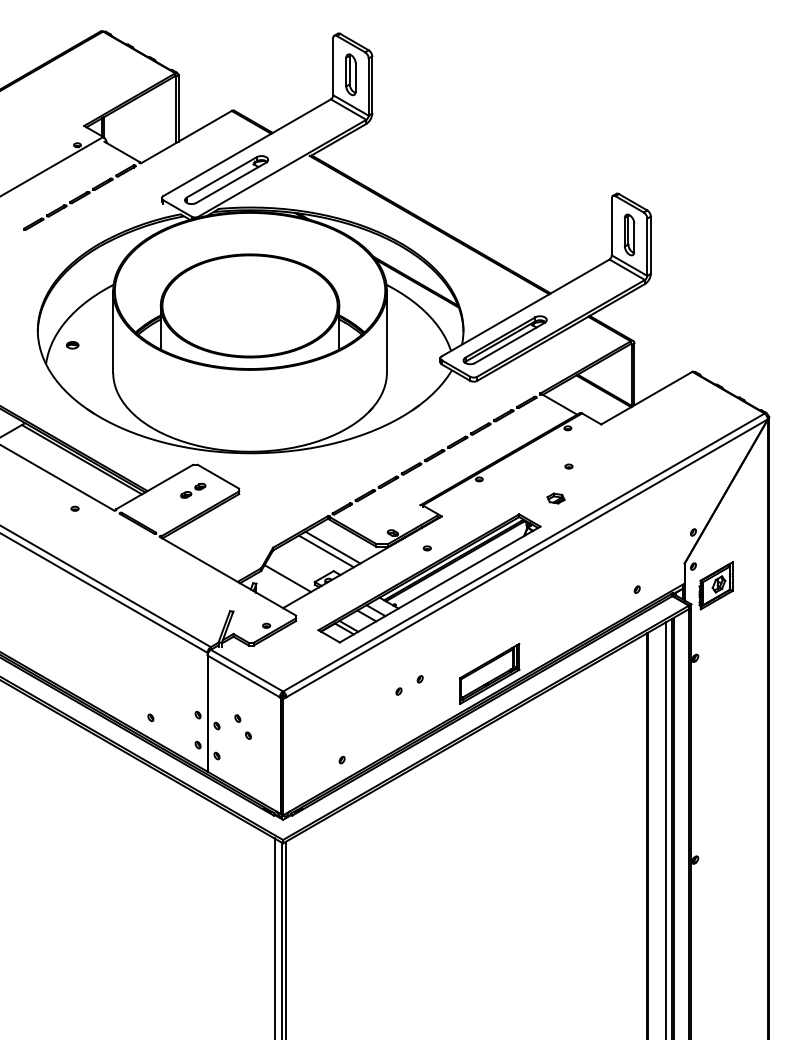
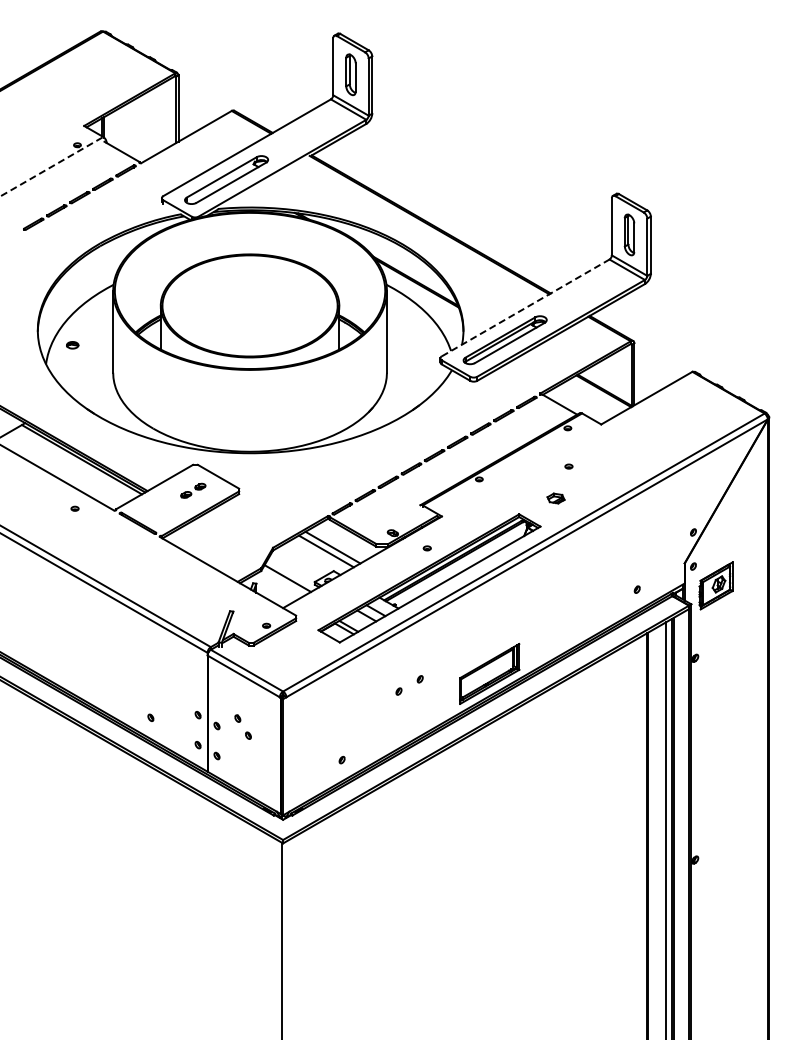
line: solid -> dashed (52, 166)
line: solid -> dashed (525, 307)
line: present -> none (274, 937)
line: present -> none (285, 938)
